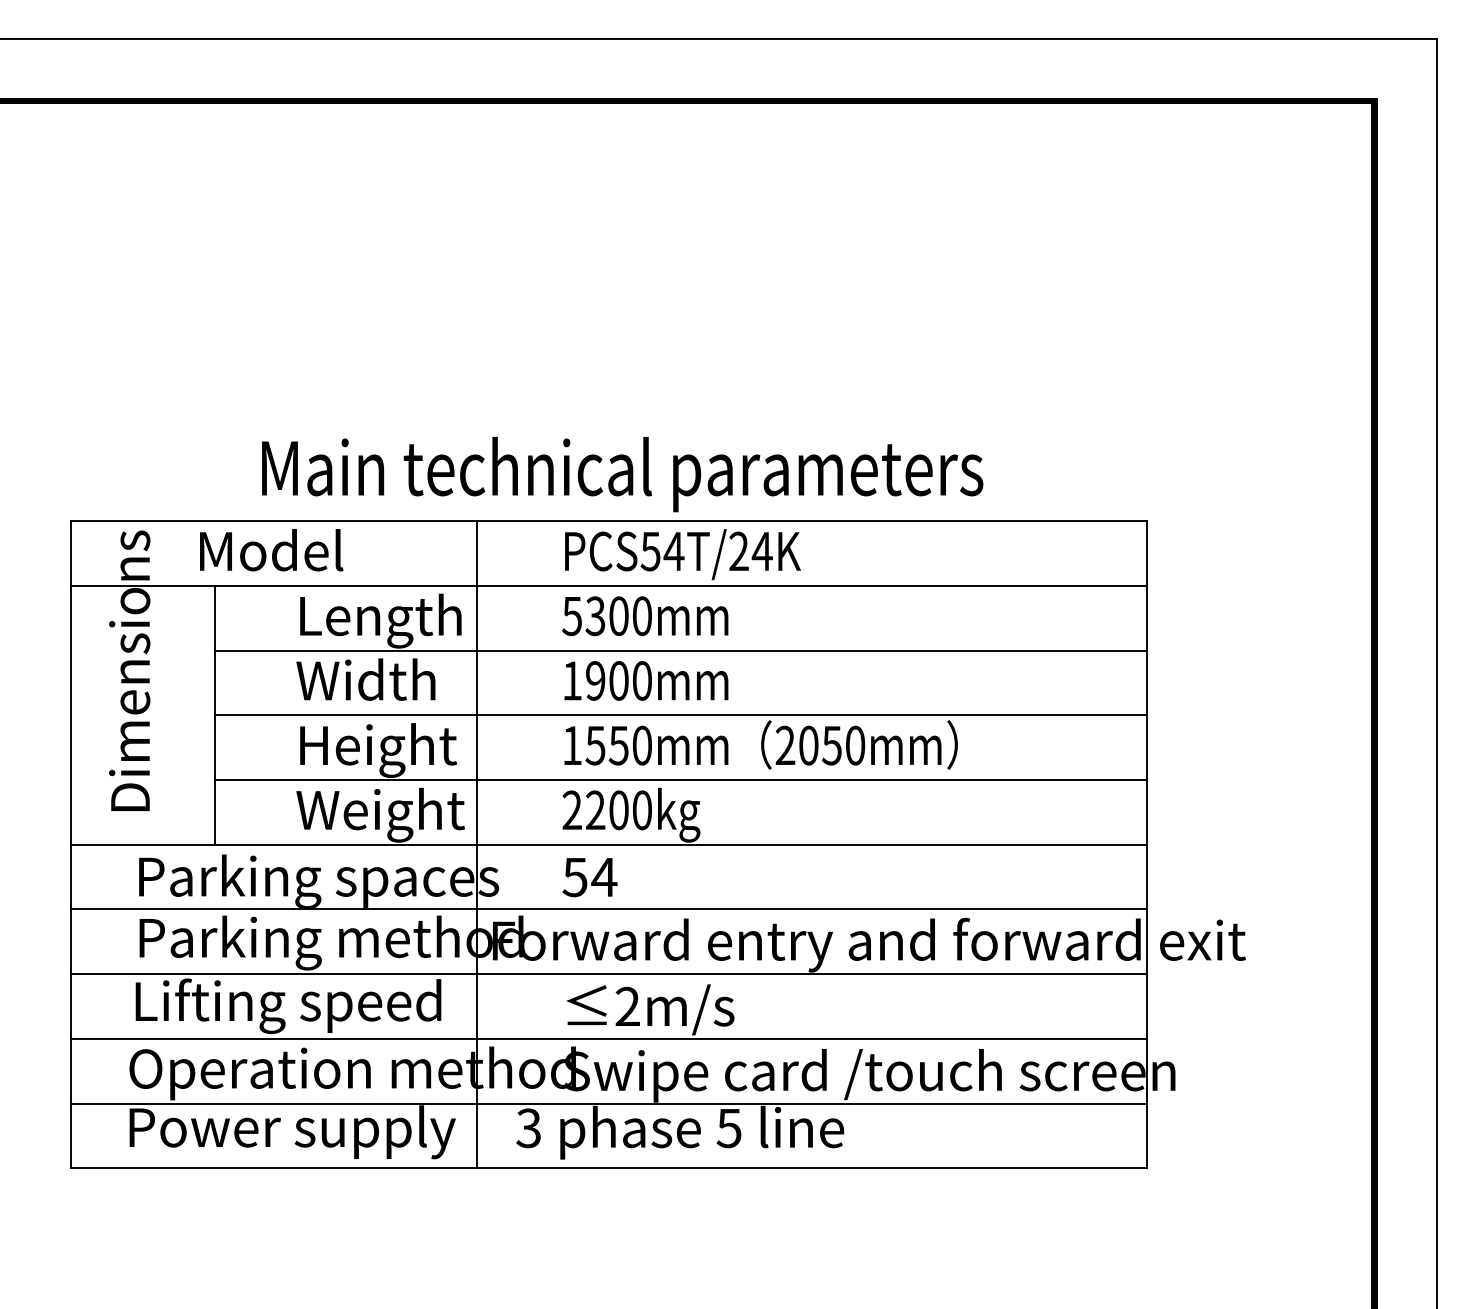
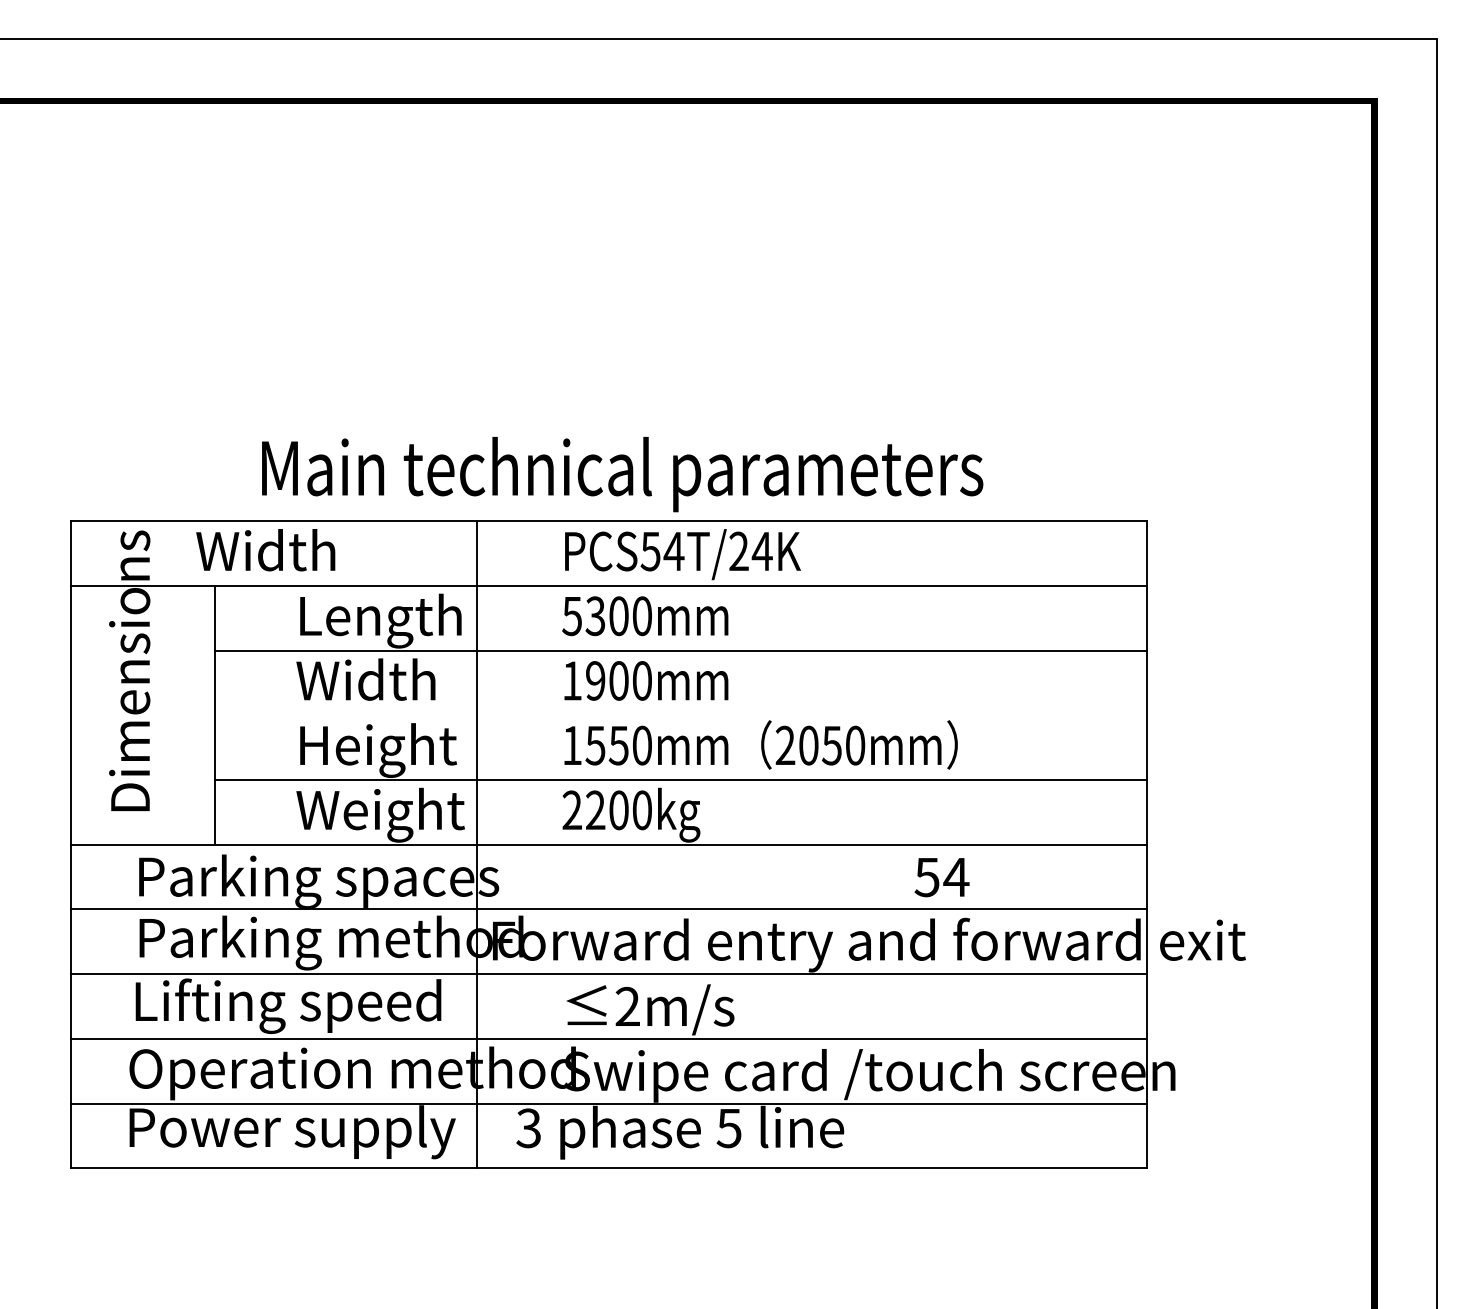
text: Model -> Width (269, 550)
line: present -> none (681, 715)
text position: (589, 877) -> (941, 877) (941, 877)
